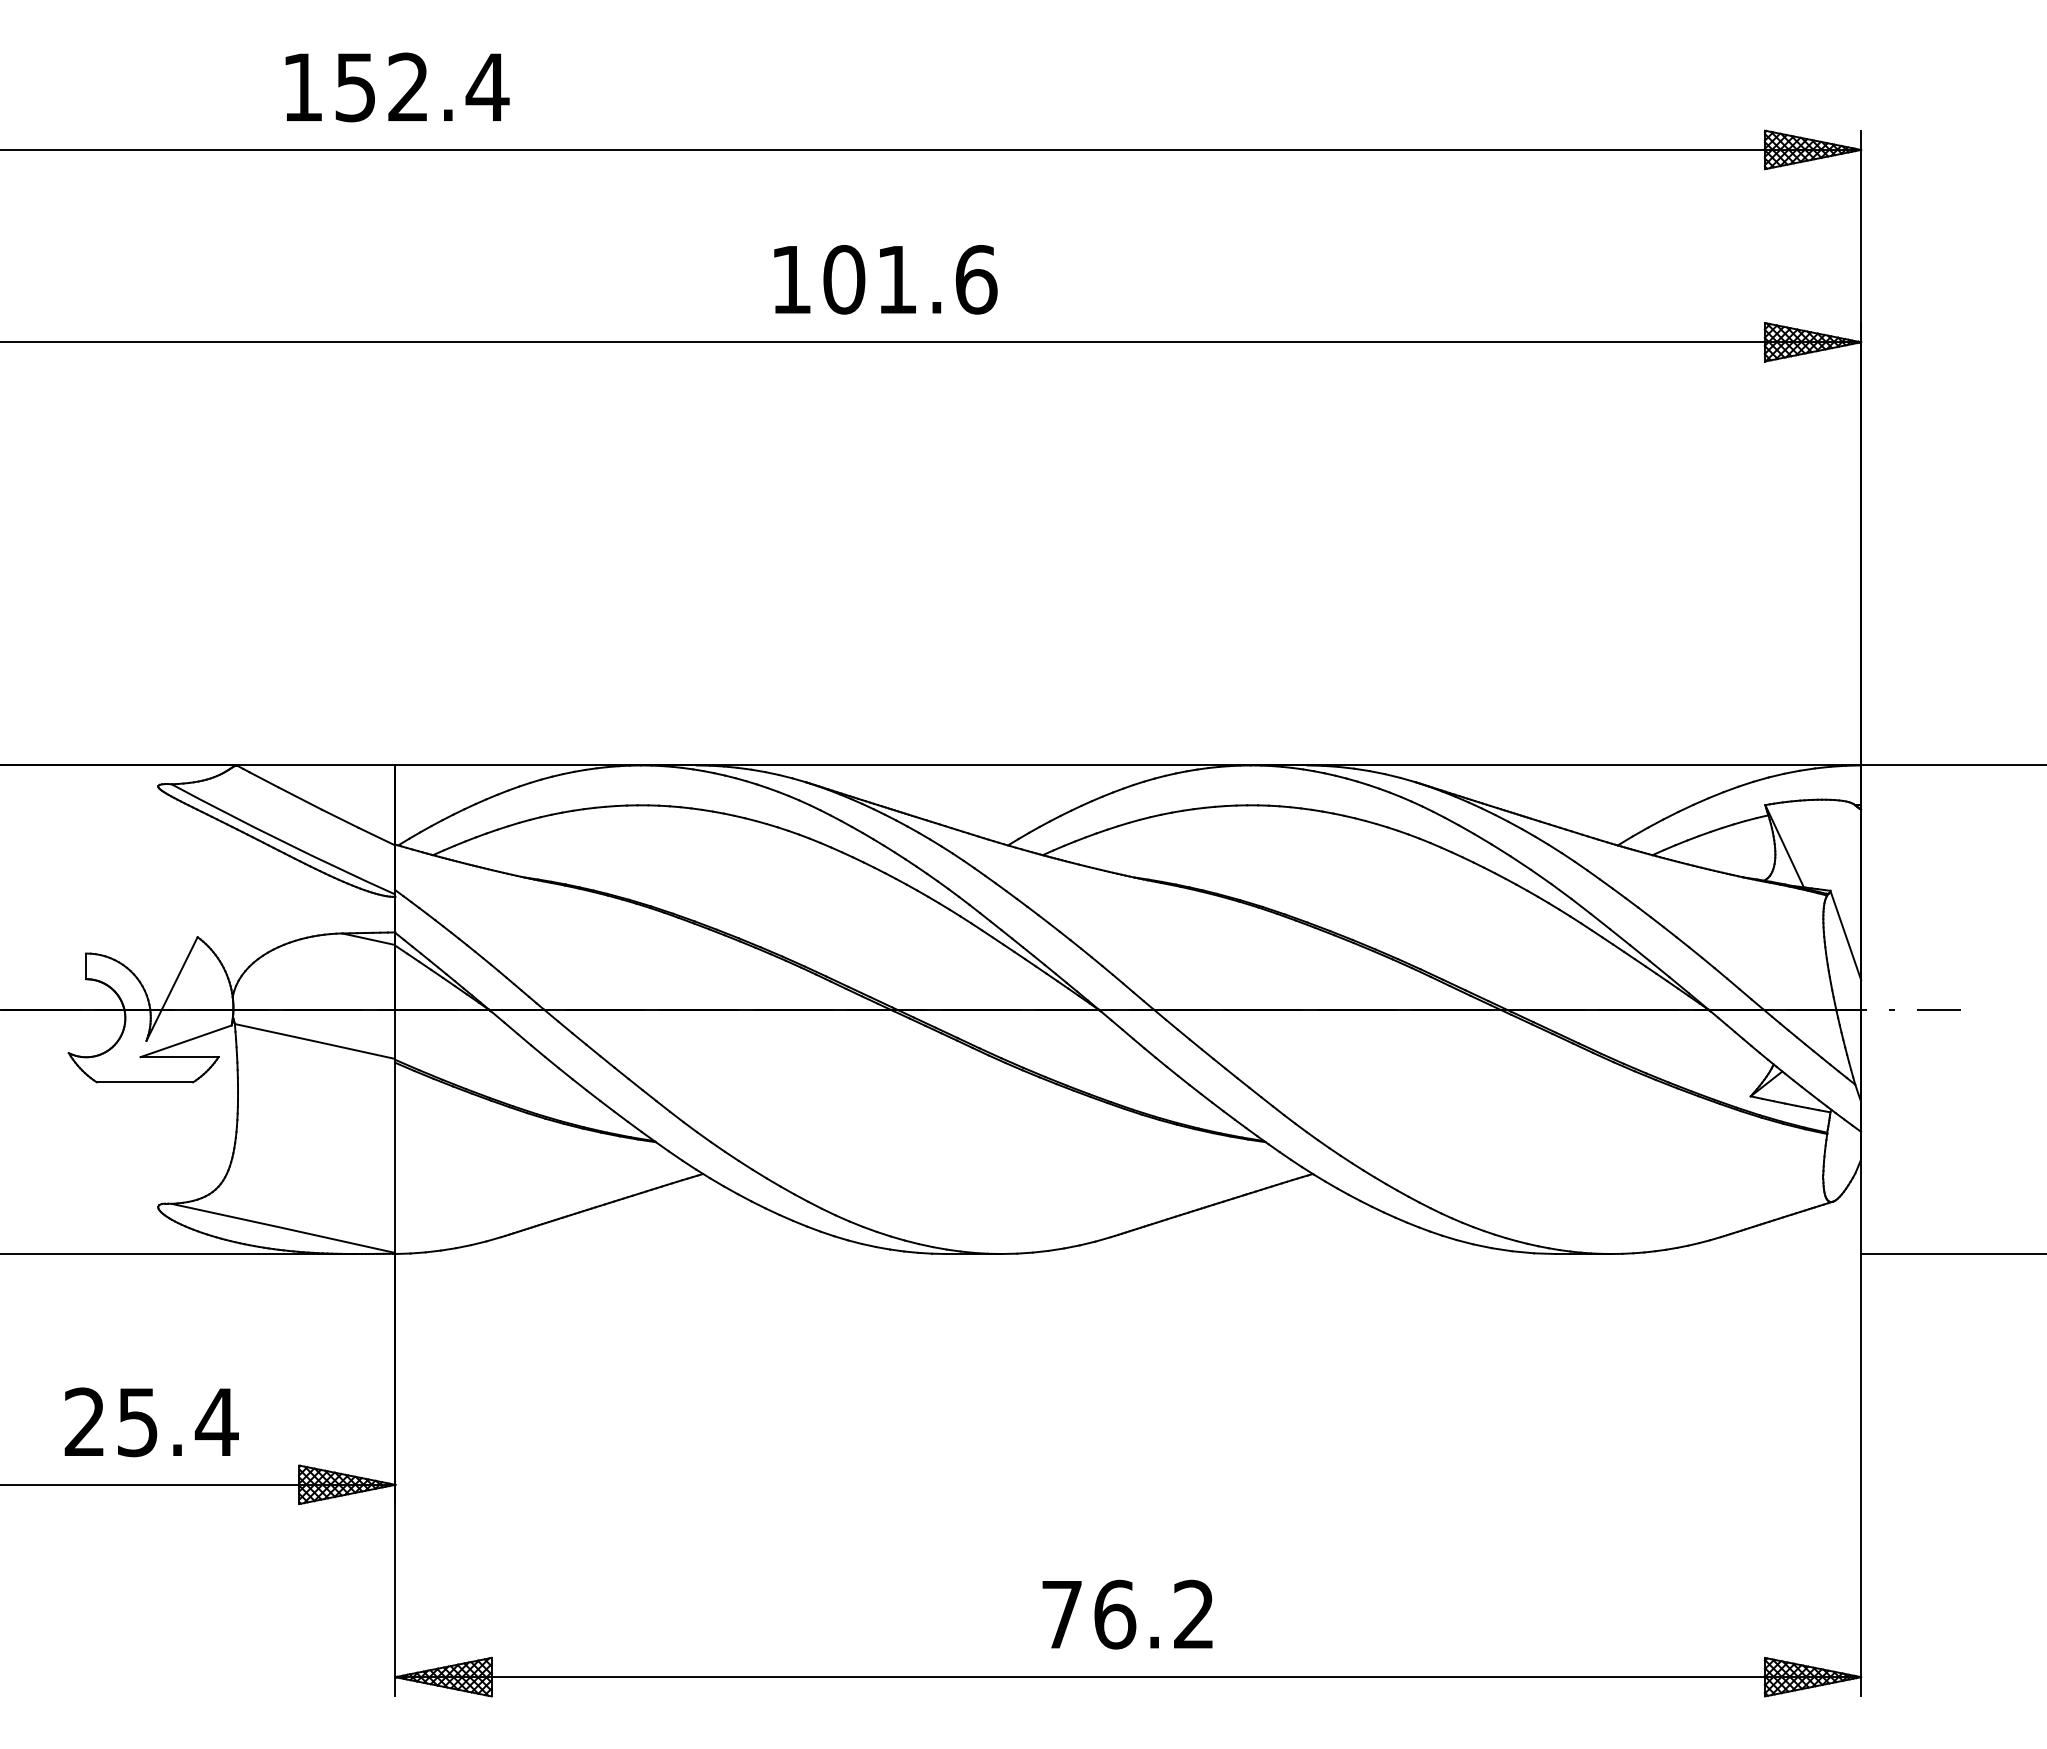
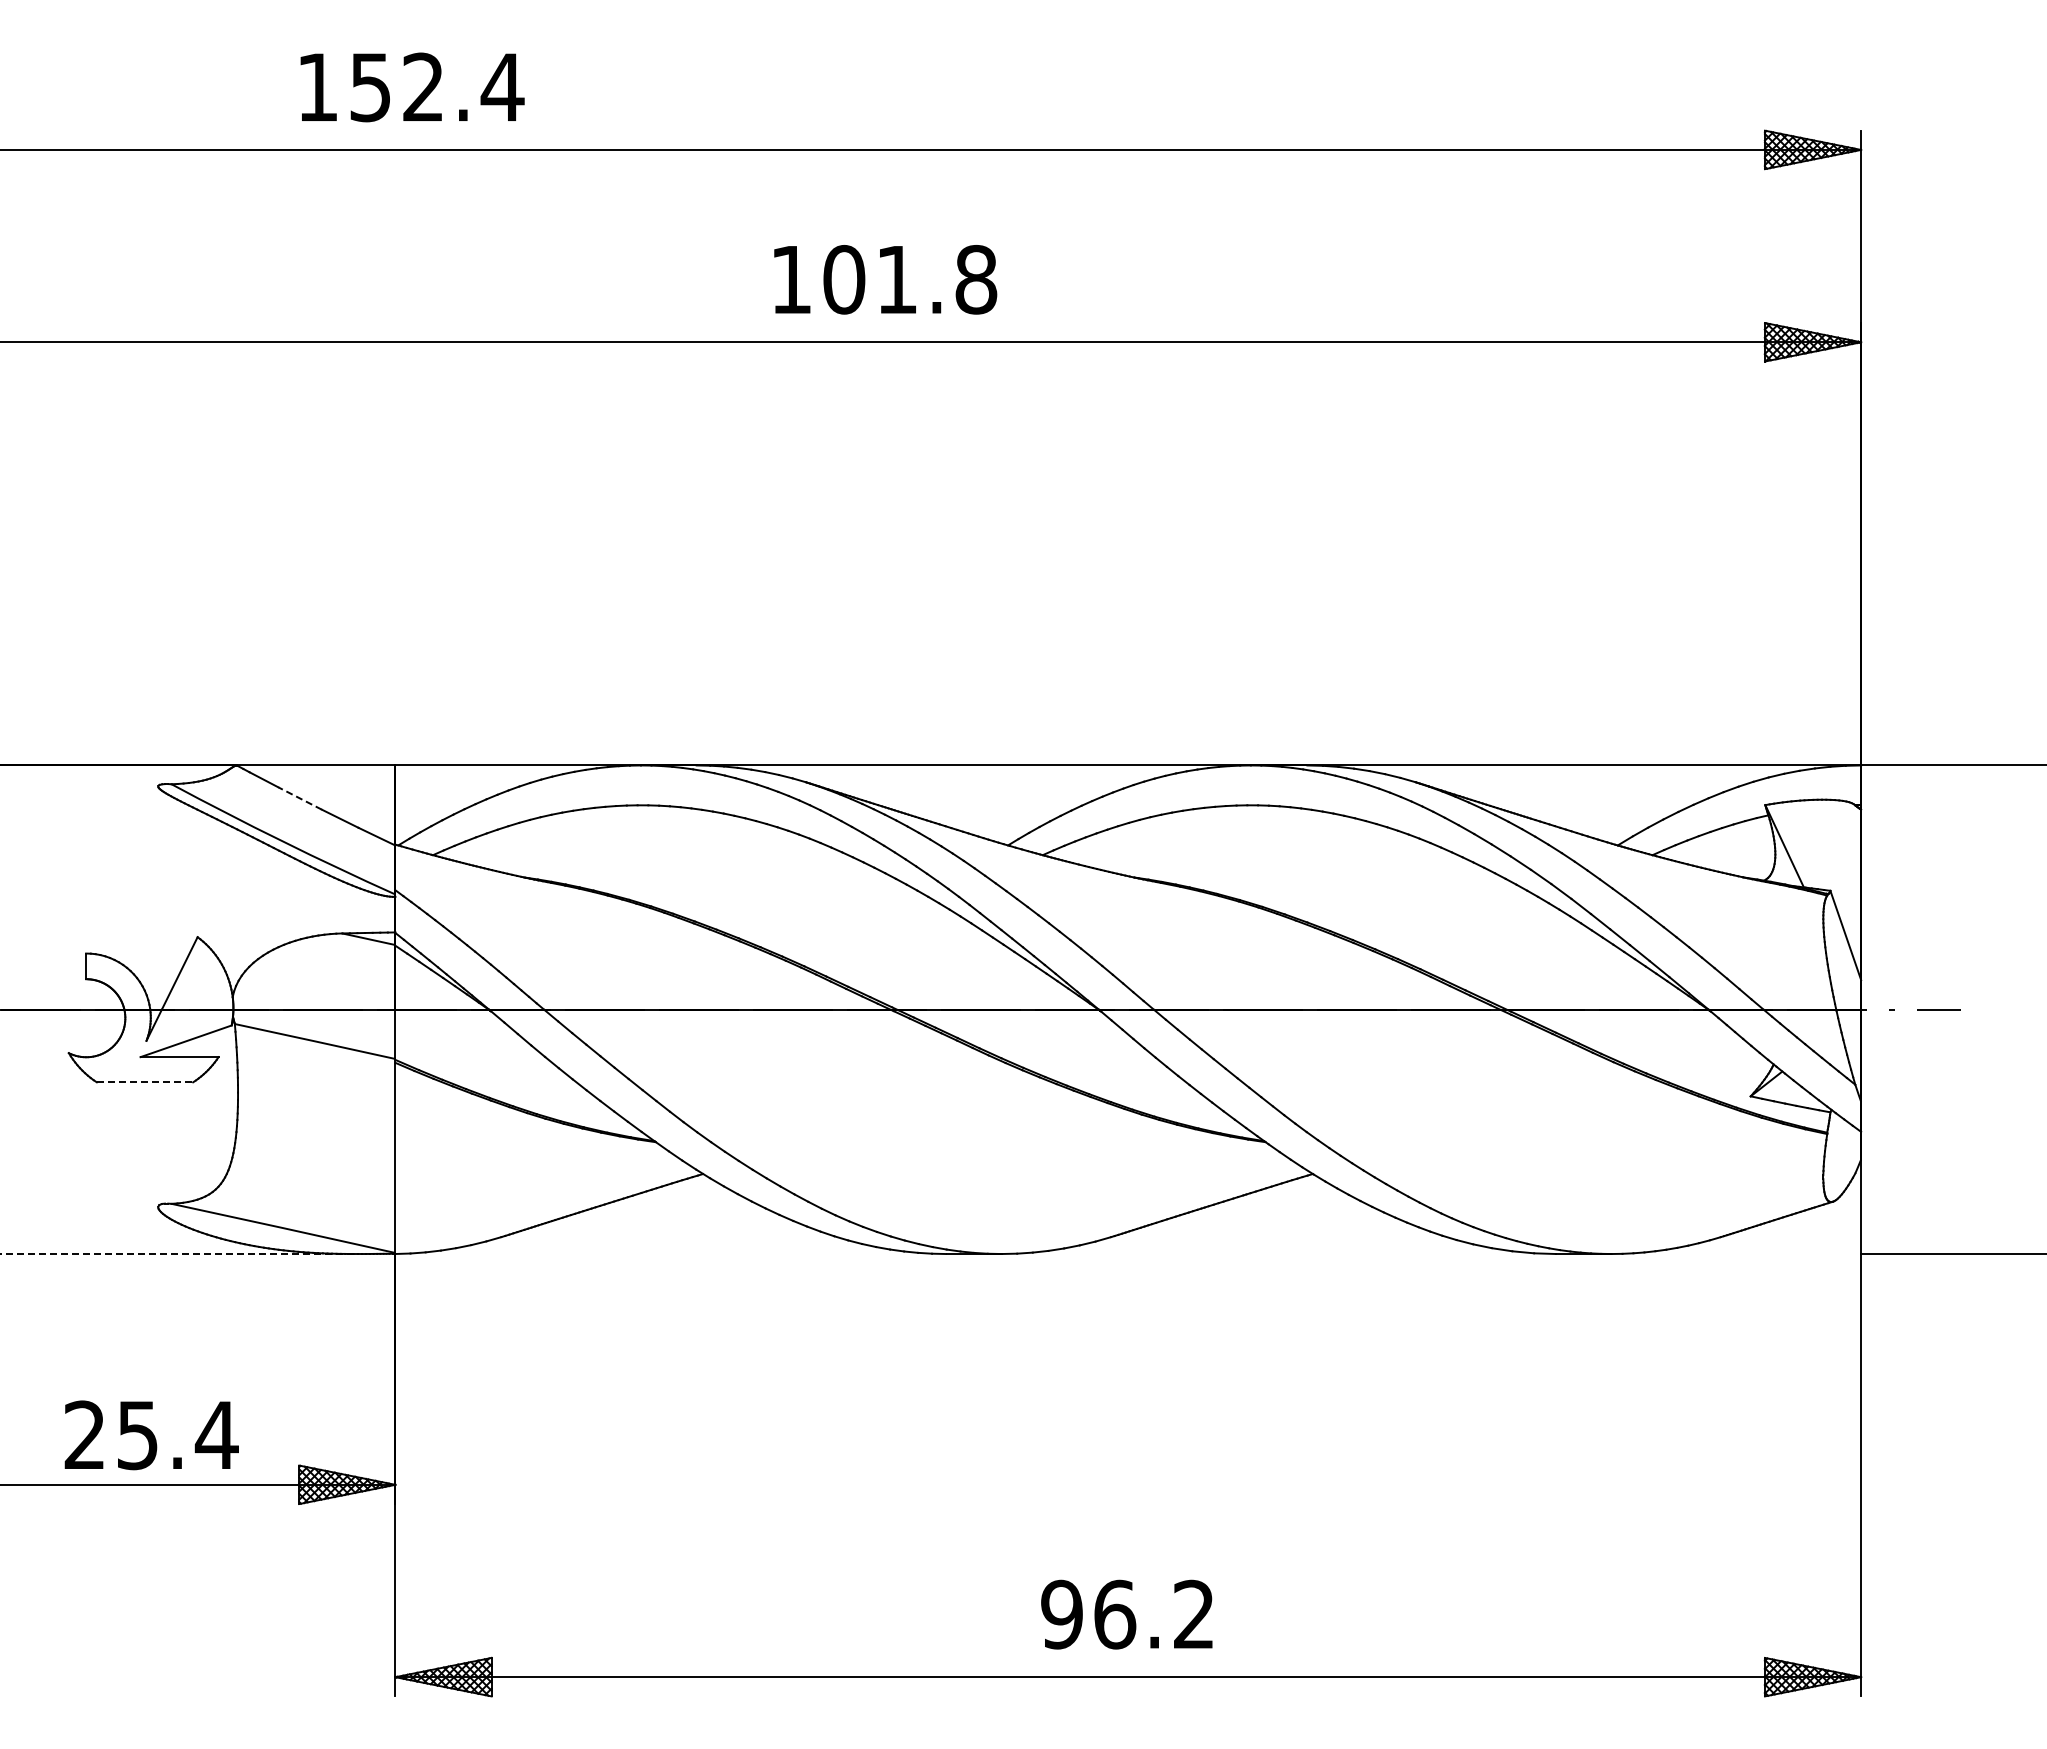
text position: (397, 87) -> (412, 87) (412, 87)
text: 101.6 -> 101.8 (976, 279)
line: solid -> dashed (300, 798)
line: solid -> dashed (145, 1082)
line: solid -> dashed (179, 1254)
text position: (151, 1422) -> (151, 1435) (151, 1435)
text: 76.2 -> 96.2 (1061, 1614)
